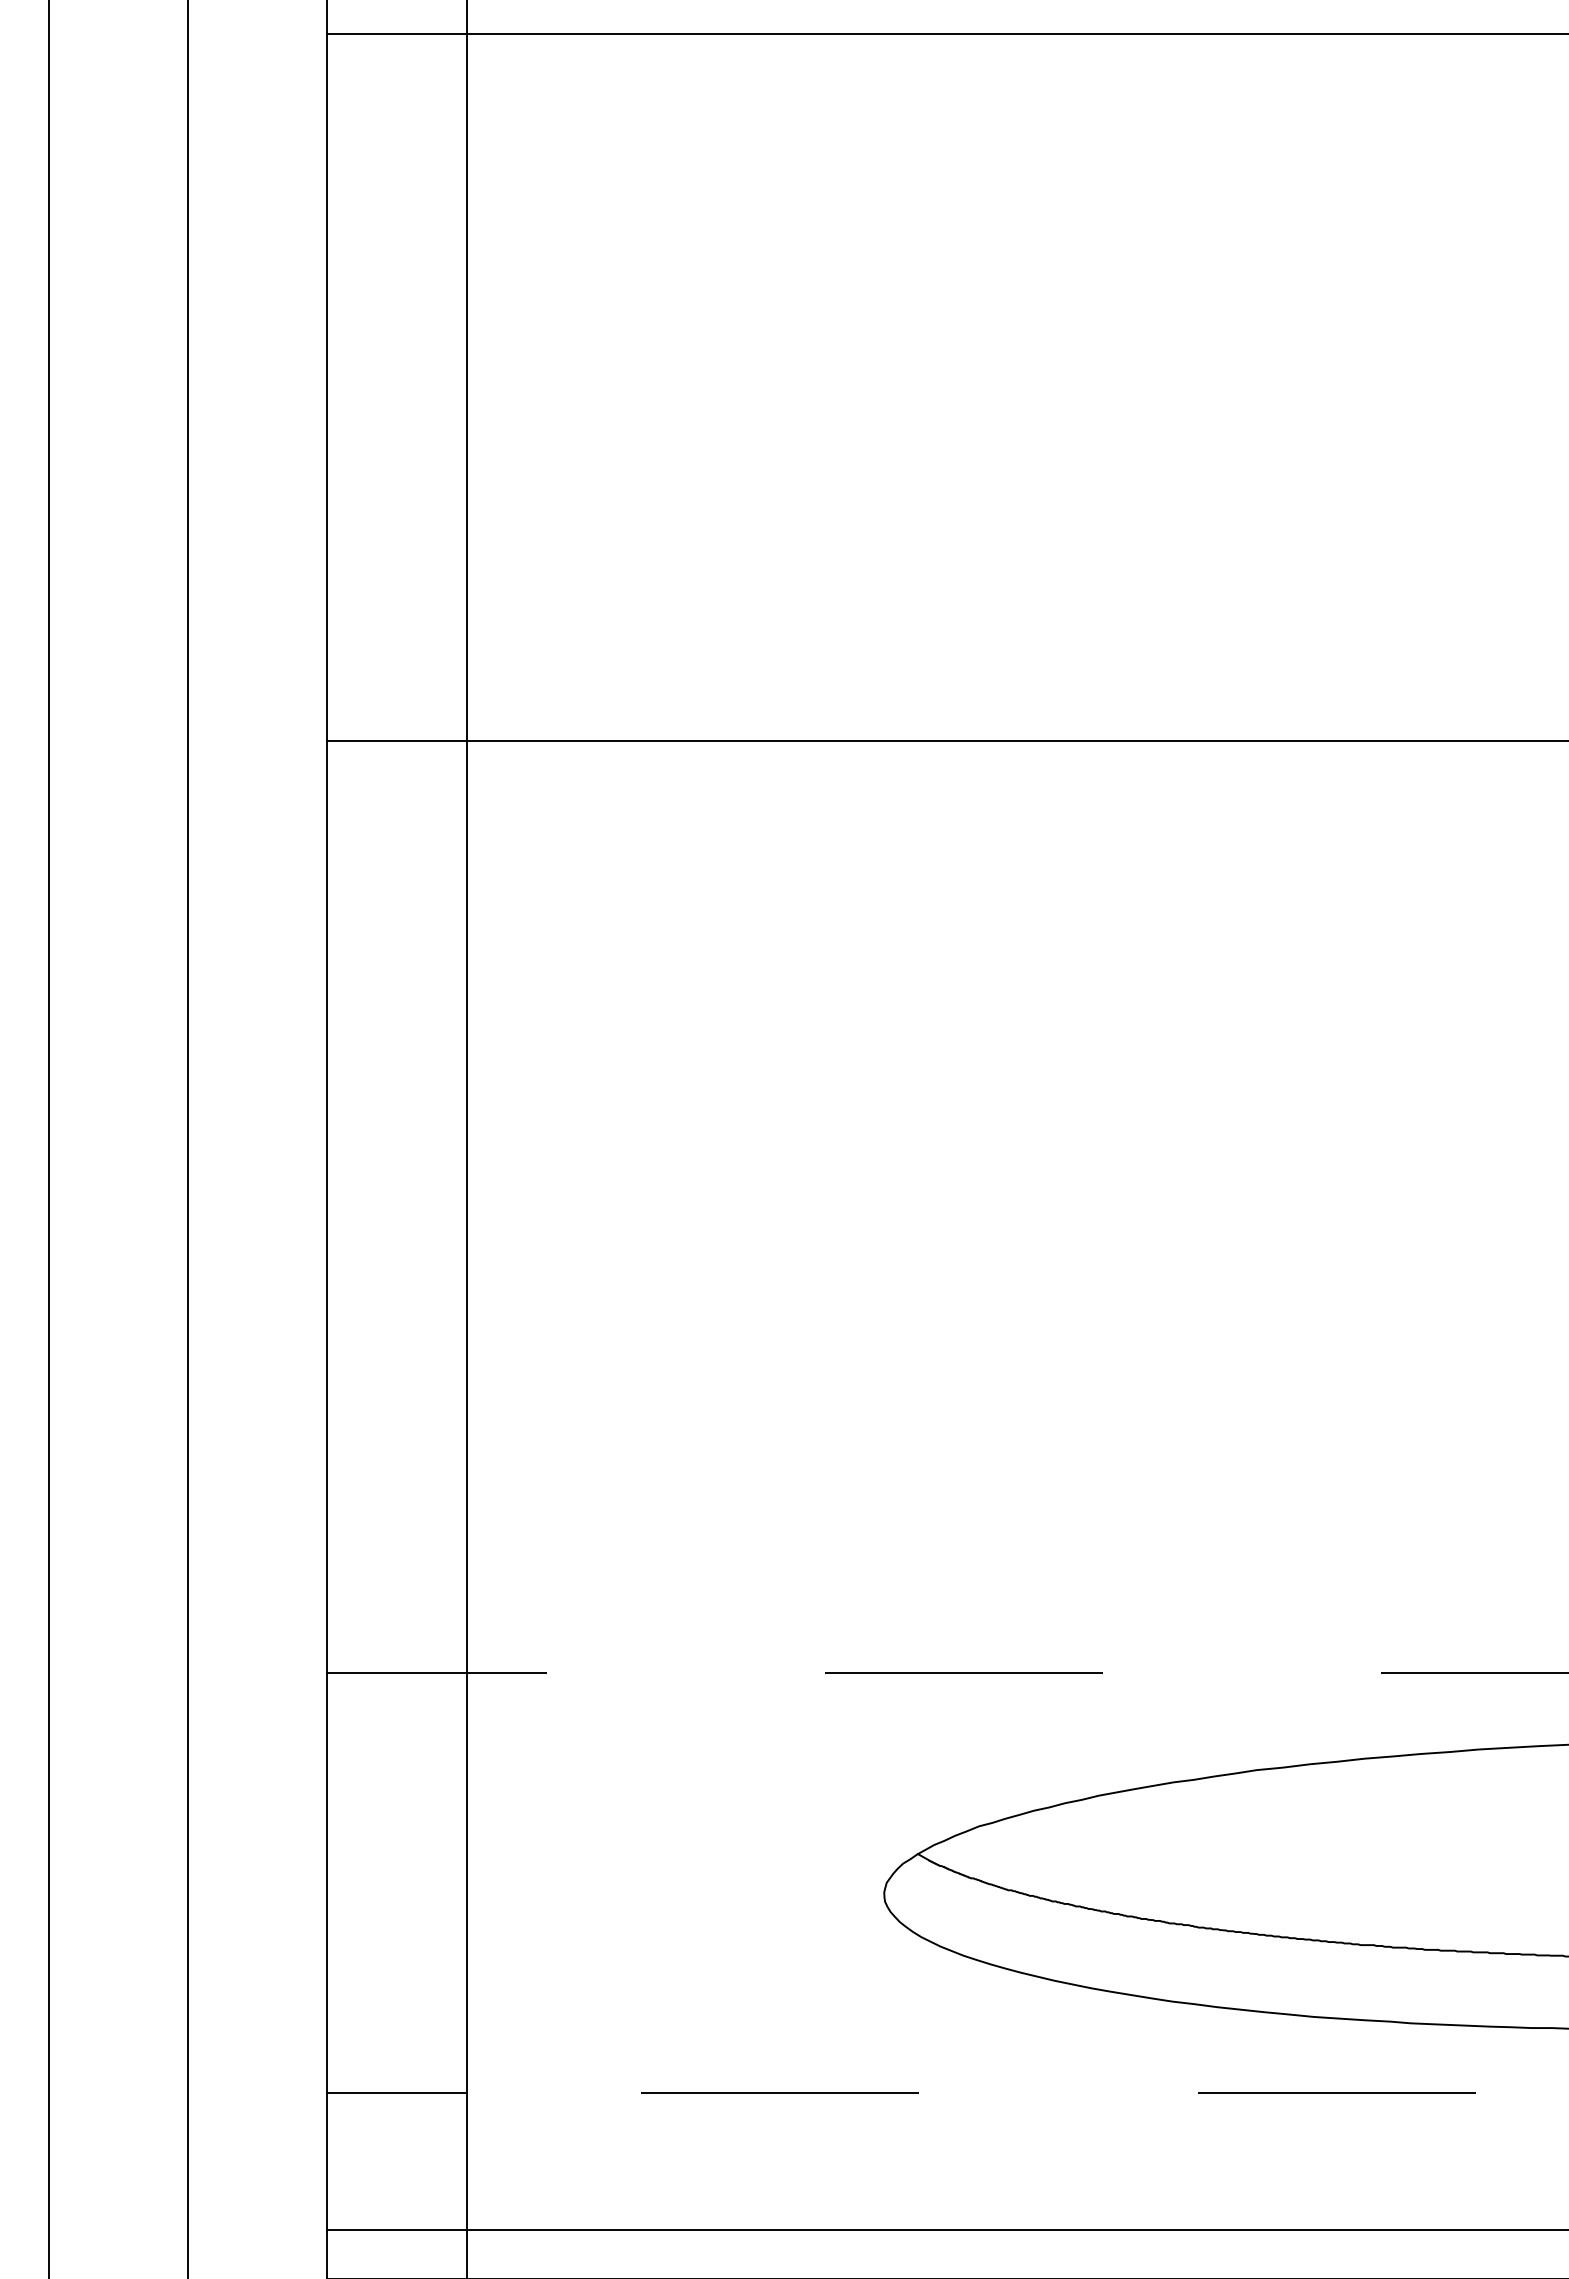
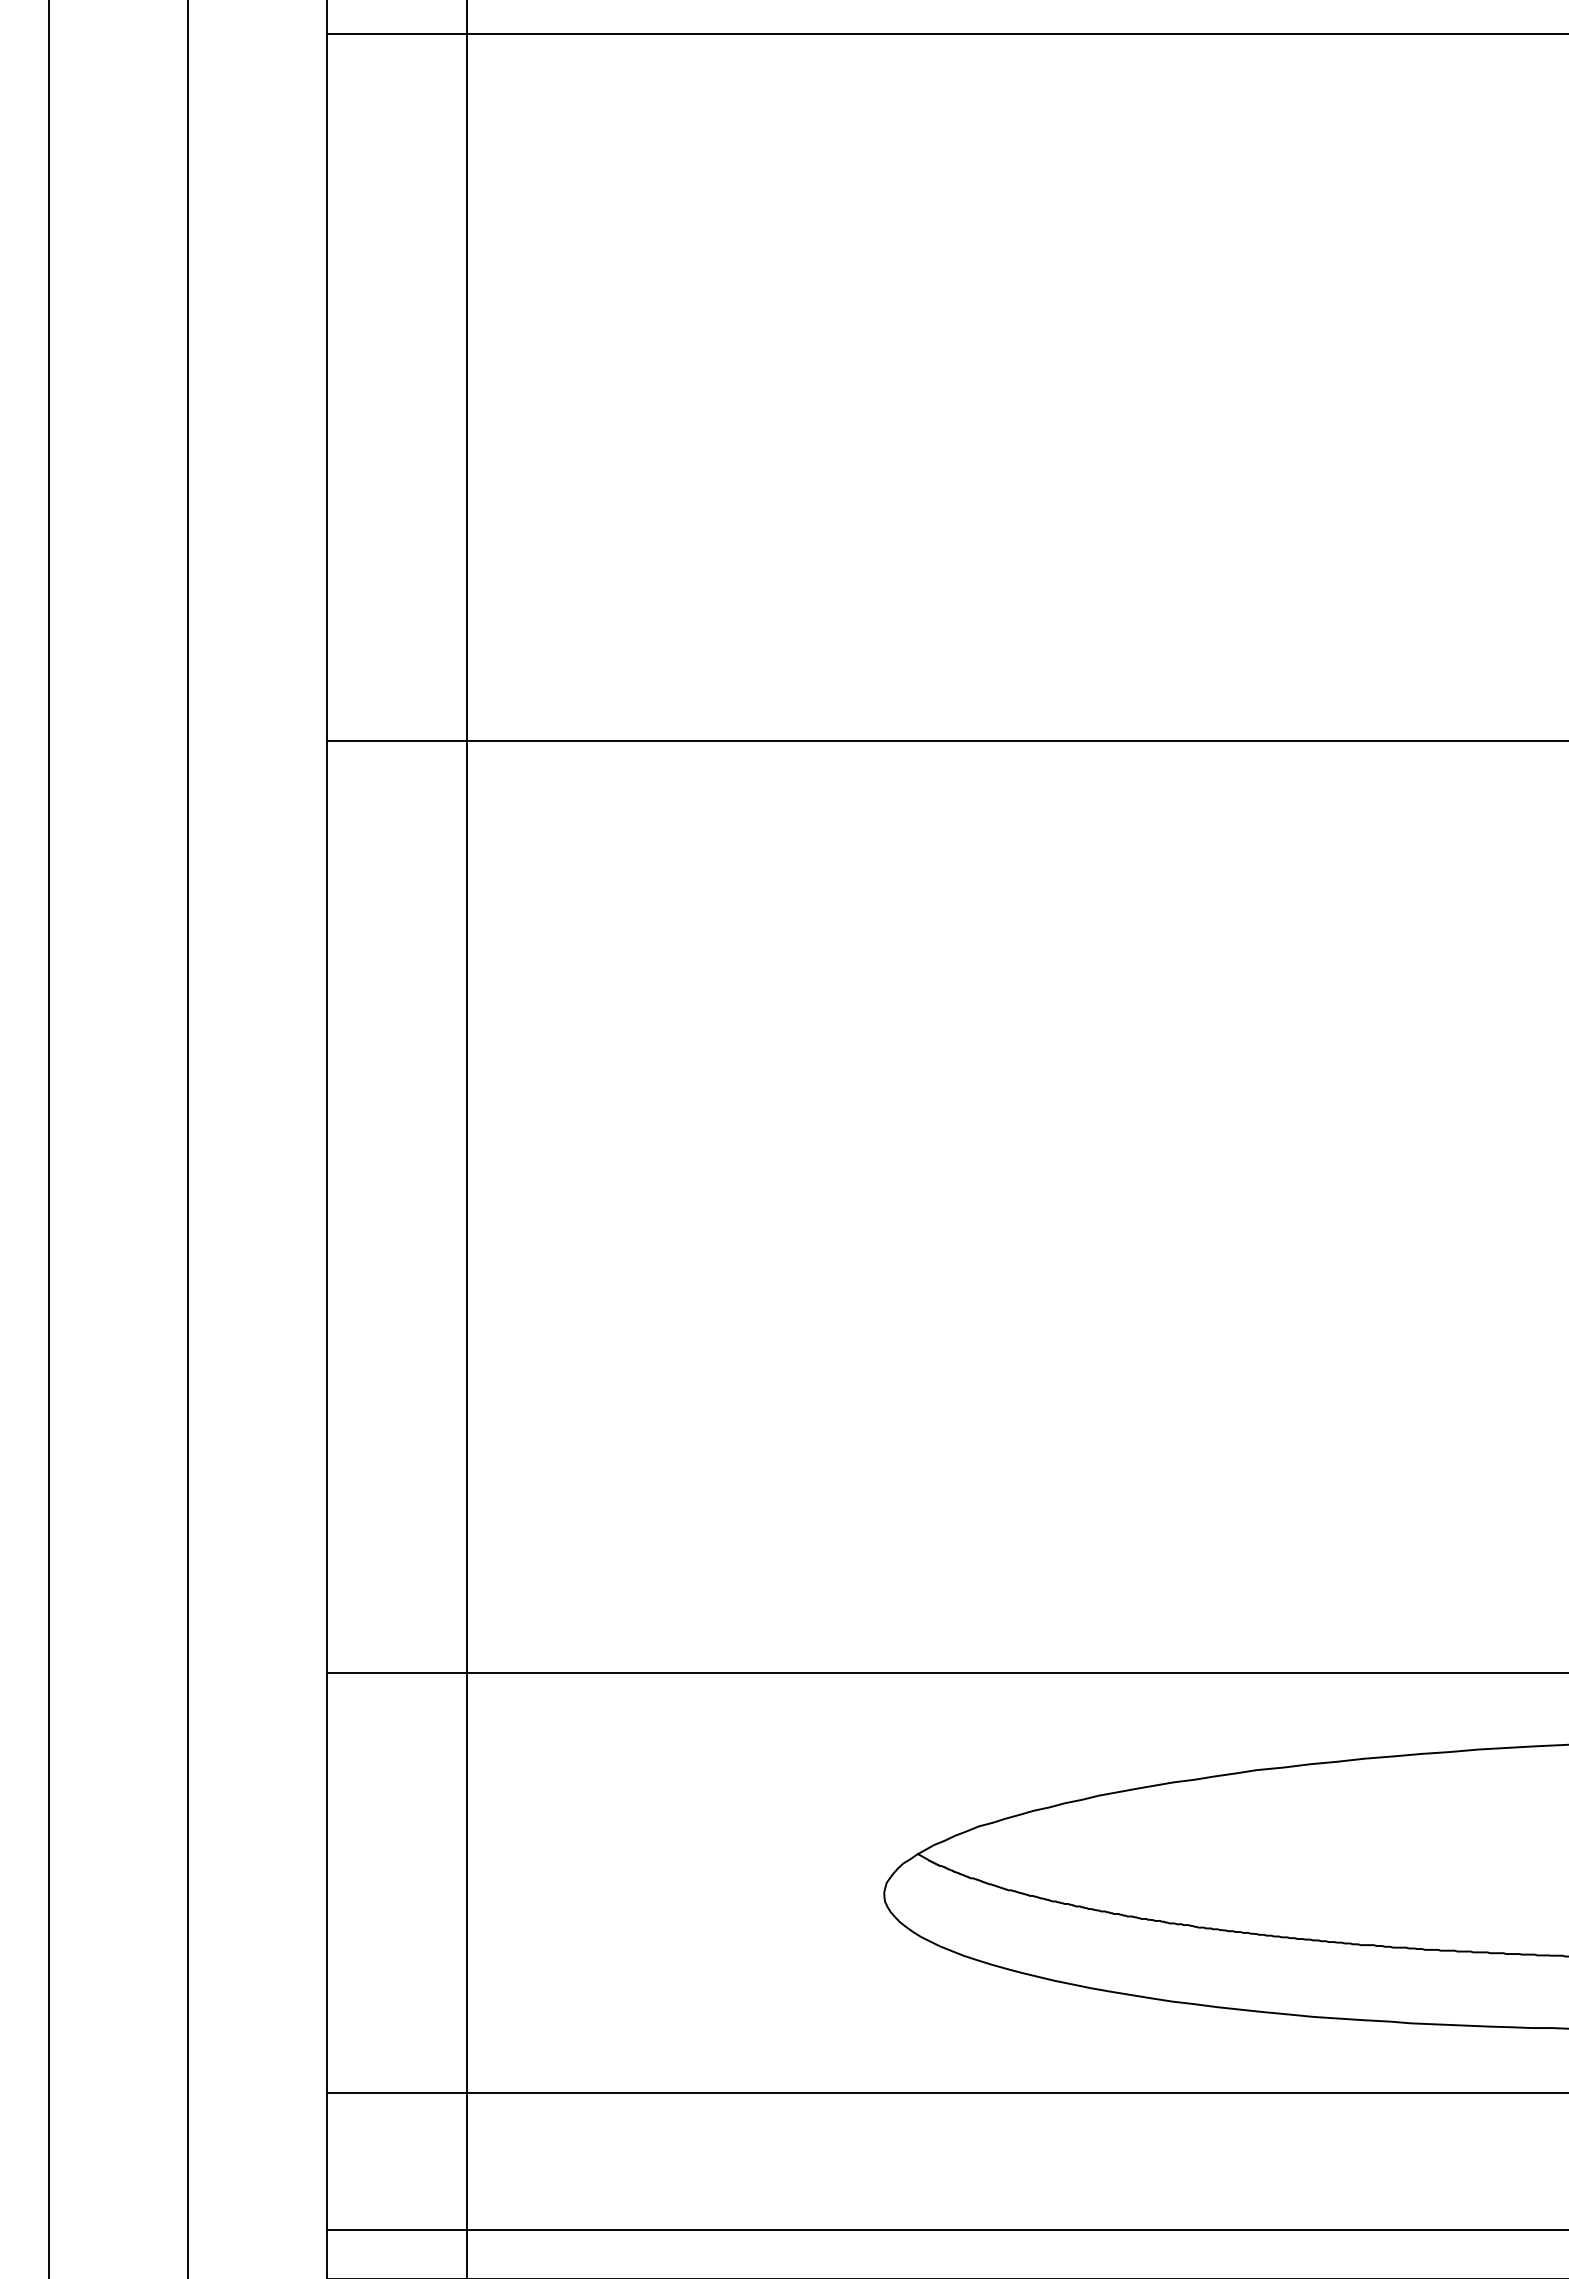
line: dashed -> solid (1017, 1673)
line: dashed -> solid (1017, 2093)
